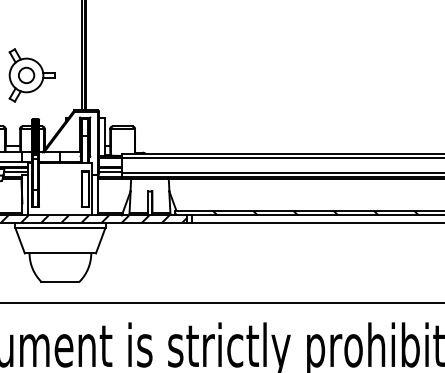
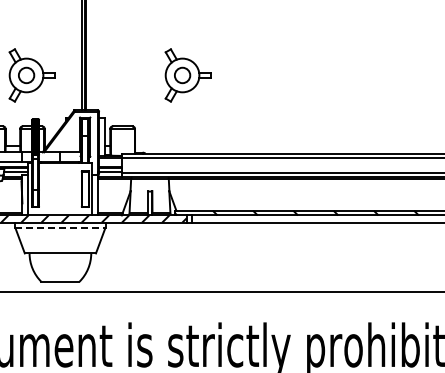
part: none -> present (187, 75)
line: solid -> dashed (60, 227)
line position: (221, 303) -> (221, 292) (221, 292)
